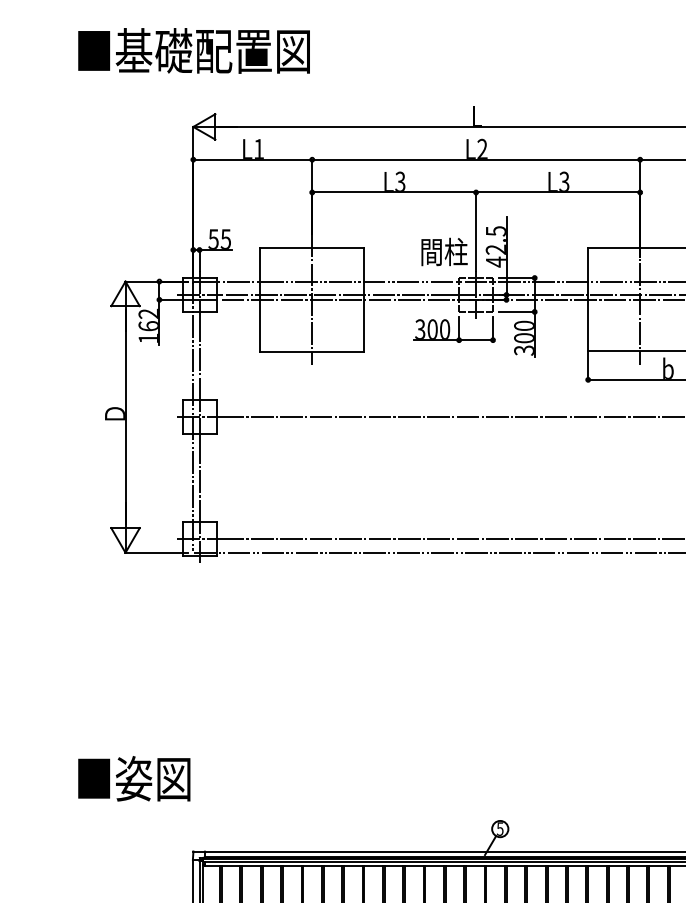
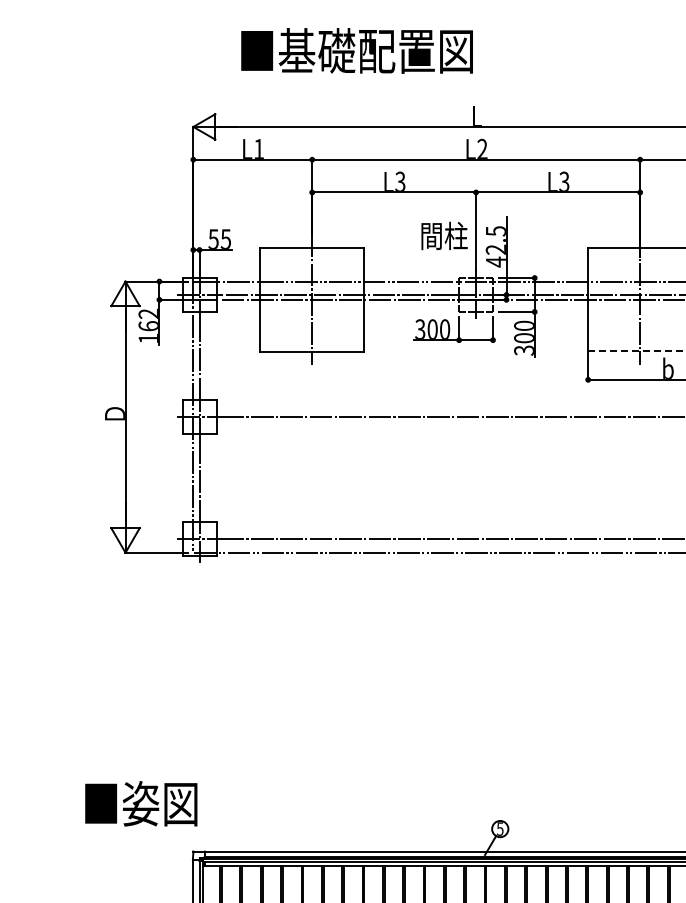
text position: (193, 50) -> (356, 50) (356, 50)
text position: (444, 251) -> (444, 235) (444, 235)
line: solid -> dashed (637, 351)
text position: (134, 778) -> (141, 803) (141, 803)
